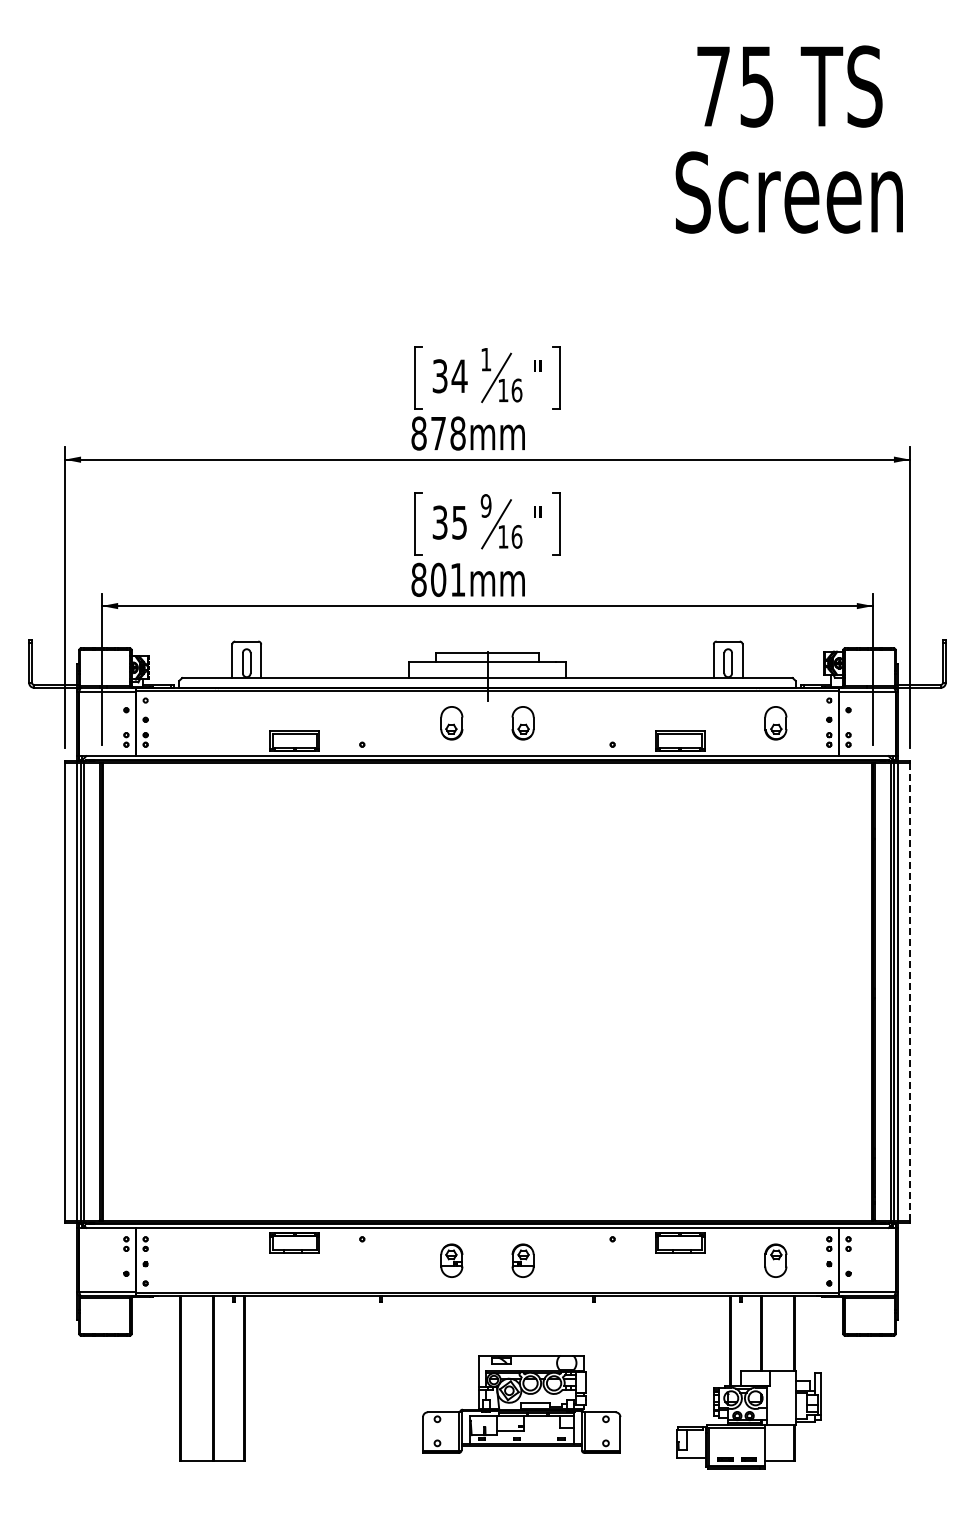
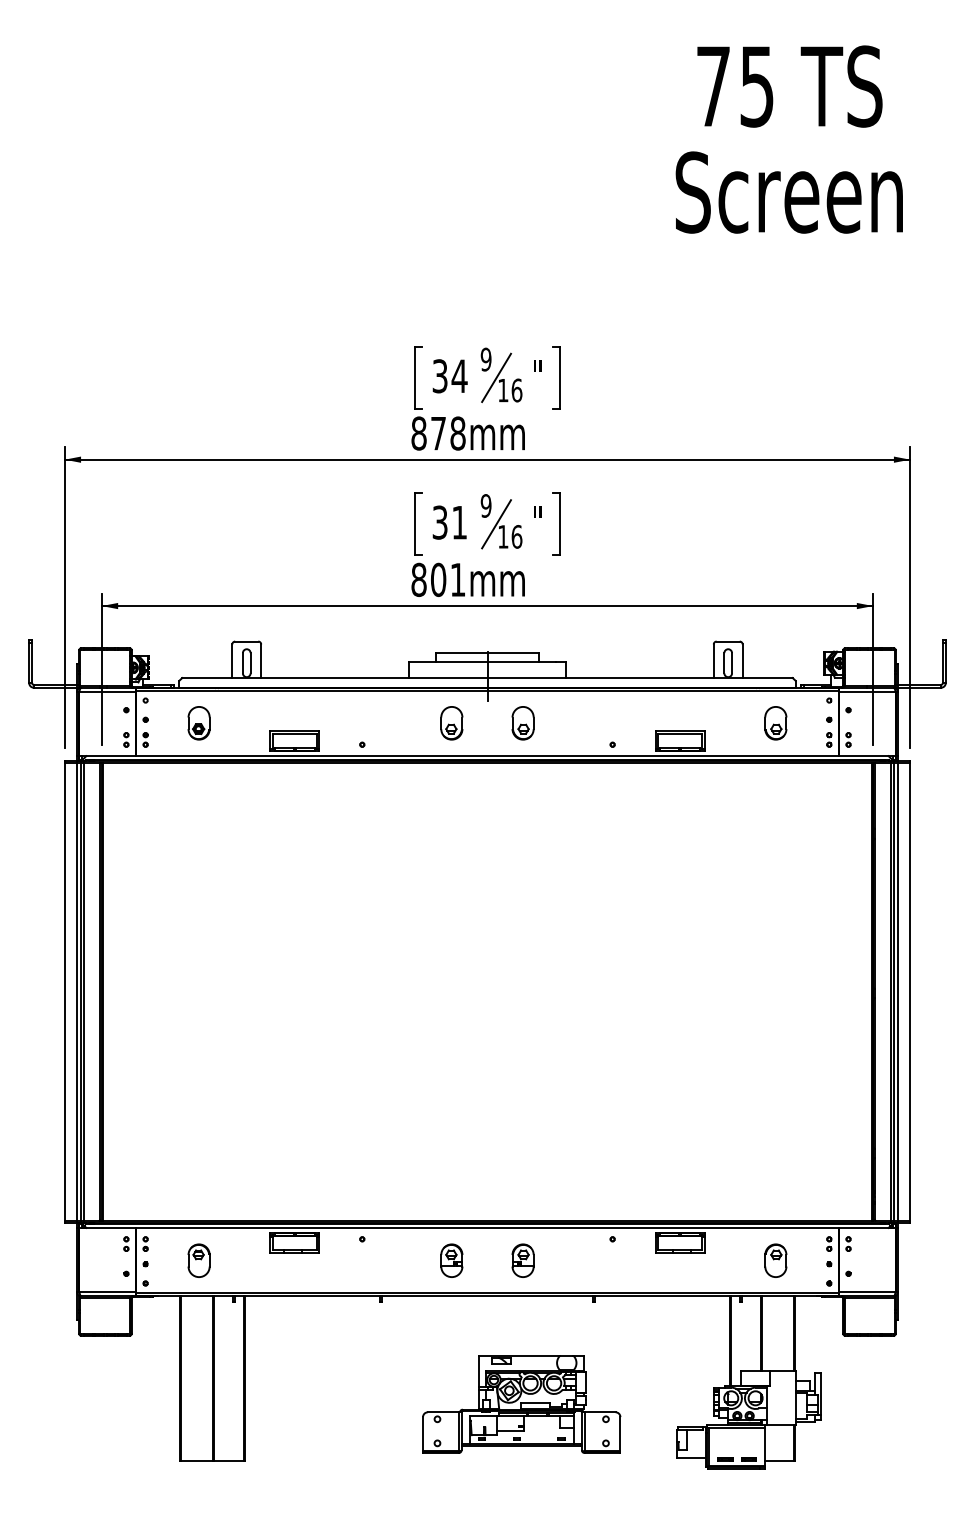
text: 1 -> 9 (485, 359)
text: 35 -> 31 (459, 522)
part: none -> present (198, 723)
line: dashed -> solid (910, 992)
part: none -> present (198, 1260)
